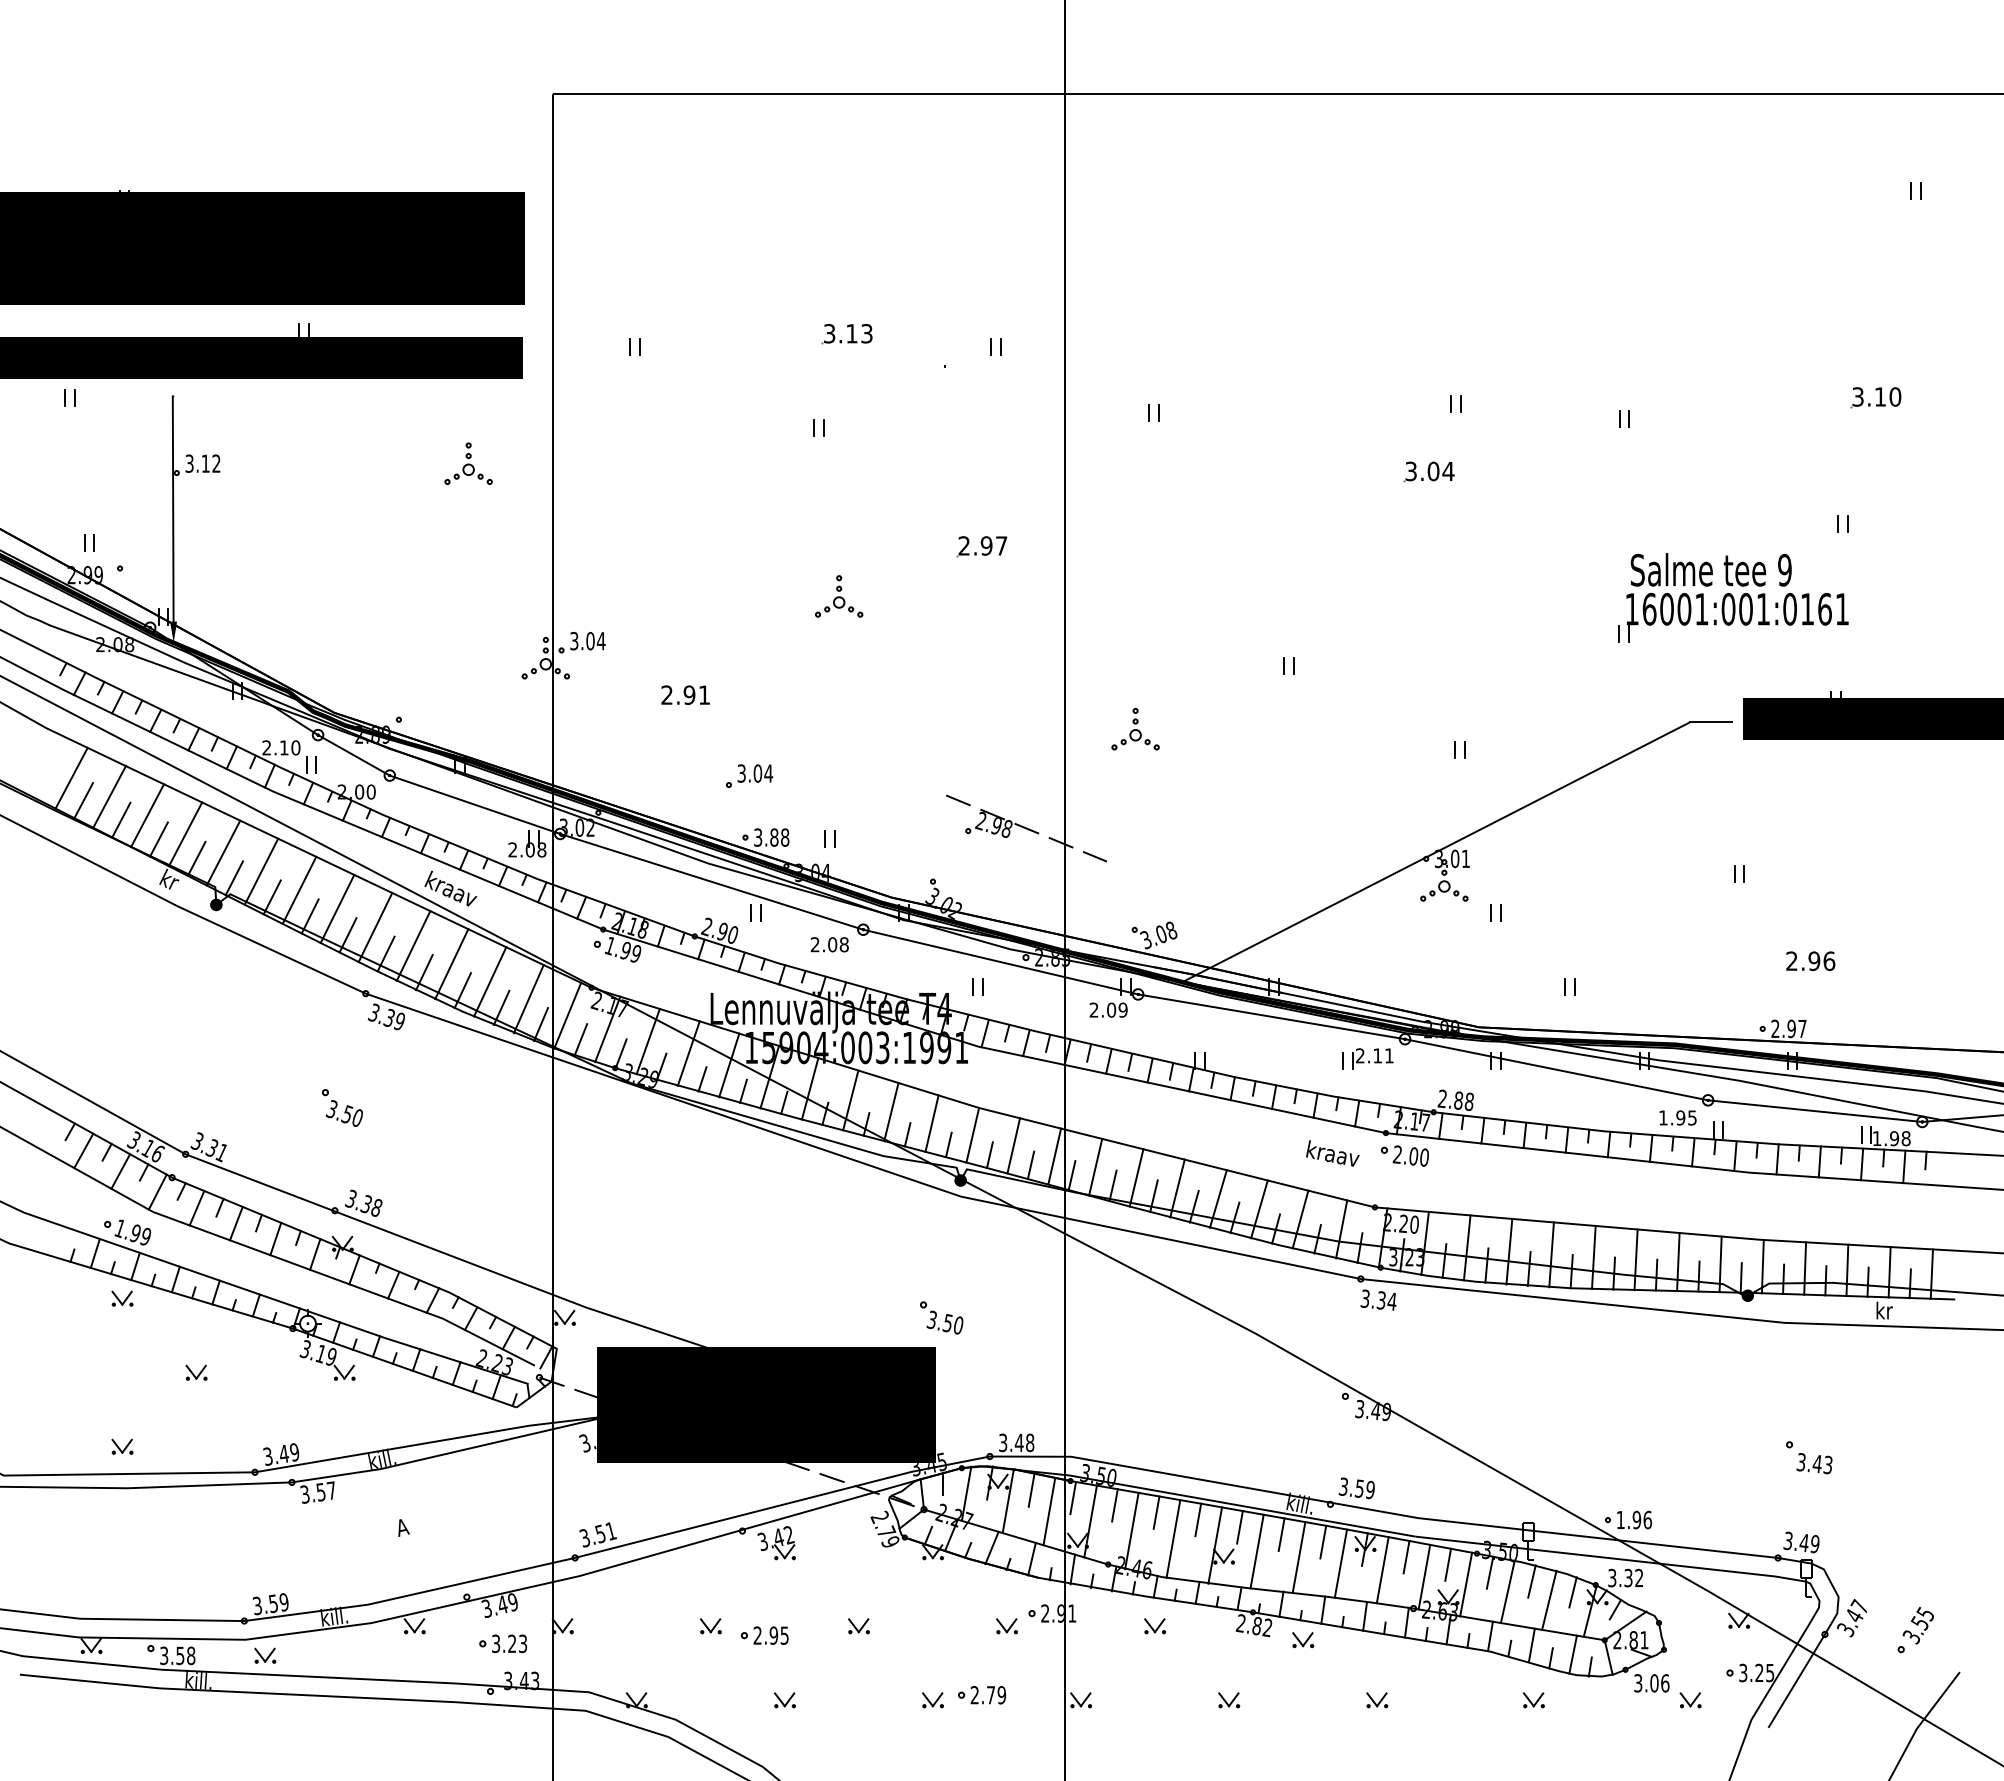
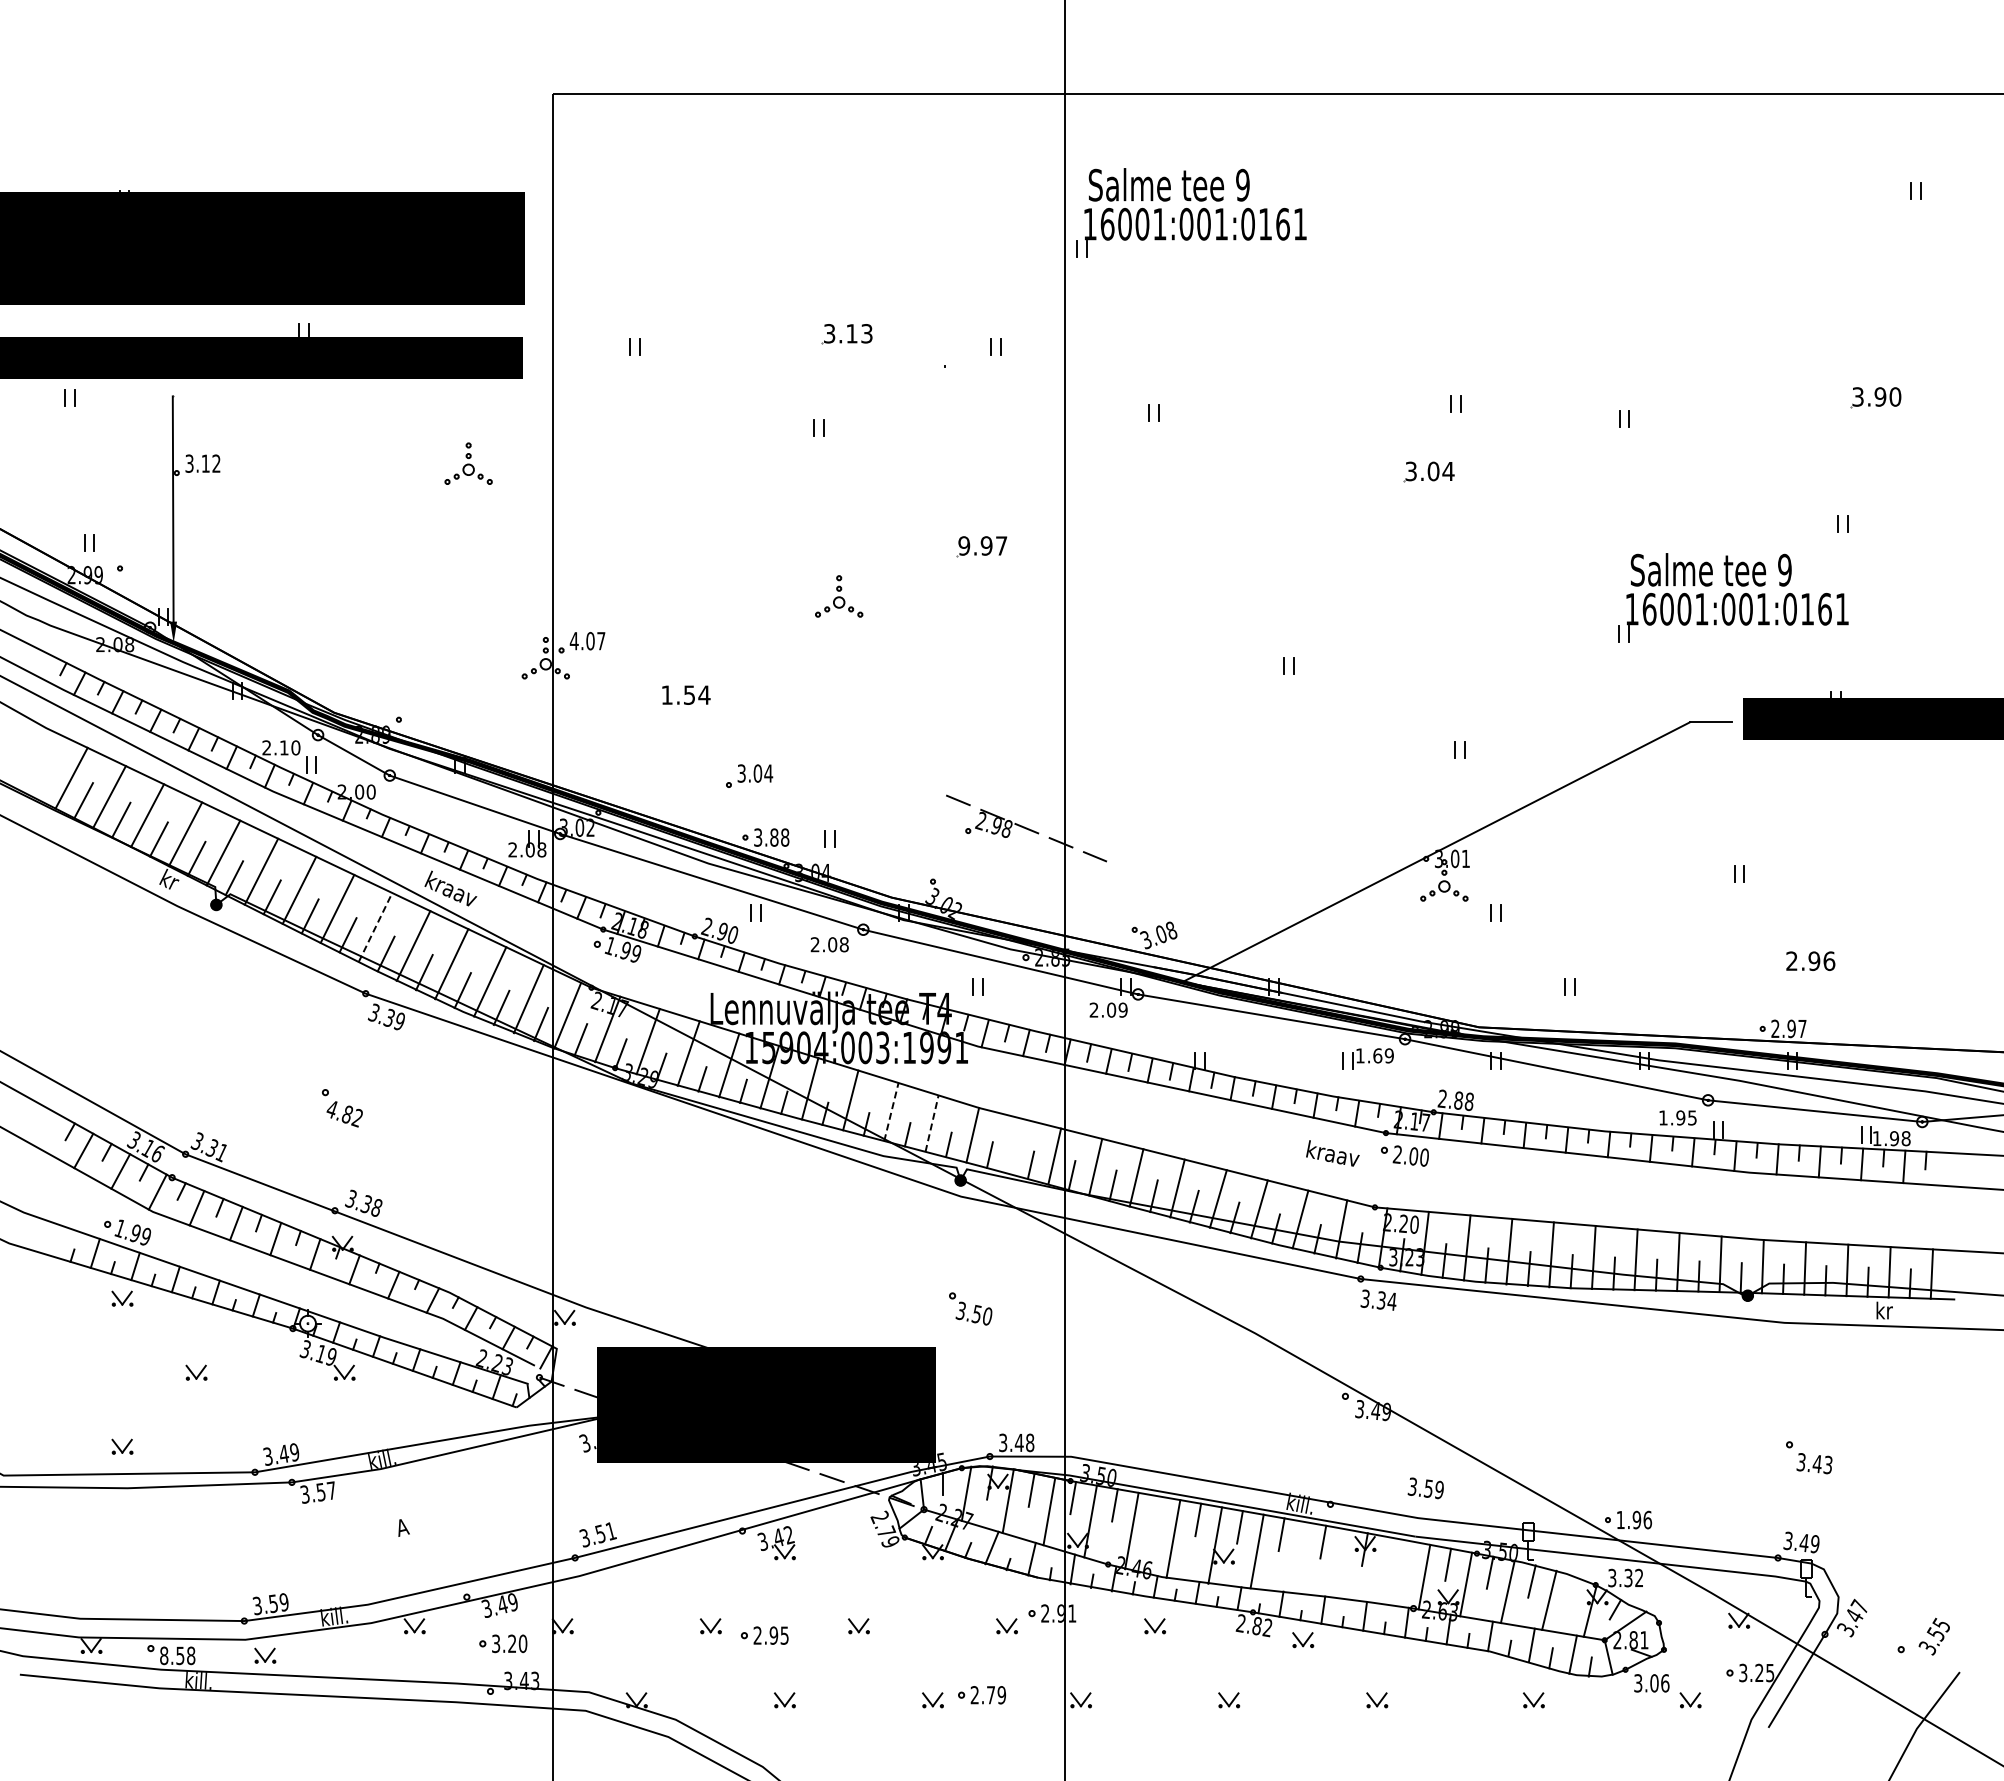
part: none -> present (1191, 212)
text: 3.10 -> 3.90 (1880, 396)
text: 2.97 -> 9.97 (964, 545)
text: 3.04 -> 4.07 (587, 641)
text: 2.91 -> 1.54 (685, 694)
part: present -> none (1135, 729)
line: solid -> dashed (375, 927)
text: 2.11 -> 1.69 (1374, 1055)
line: solid -> dashed (891, 1112)
text: 3.50 -> 4.82 (343, 1113)
line: solid -> dashed (932, 1123)
line: present -> none (1013, 1145)
part position: (941, 1317) -> (970, 1308) (970, 1308)
text position: (1356, 1488) -> (1425, 1488) (1425, 1488)
line: present -> none (1156, 1512)
line: present -> none (1406, 1556)
line: present -> none (1298, 1557)
line: present -> none (1340, 1563)
line: present -> none (1382, 1570)
line: present -> none (1572, 1592)
text position: (1917, 1625) -> (1933, 1636) (1933, 1636)
text: 3.23 -> 3.20 (522, 1643)
text: 3.58 -> 8.58 (164, 1655)
